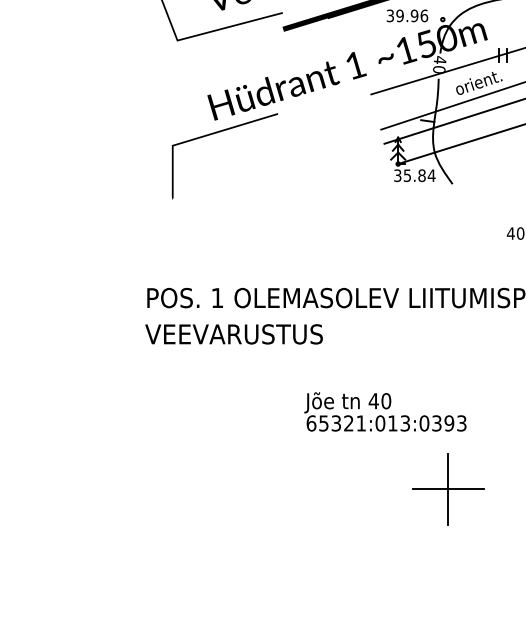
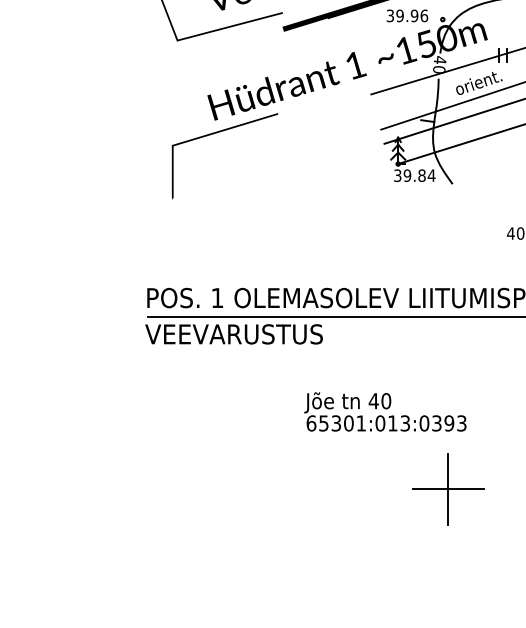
text: 35.84 -> 39.84 (407, 175)
line: none -> present (335, 316)
text: 65321:013:0393 -> 65301:013:0393 (348, 423)
